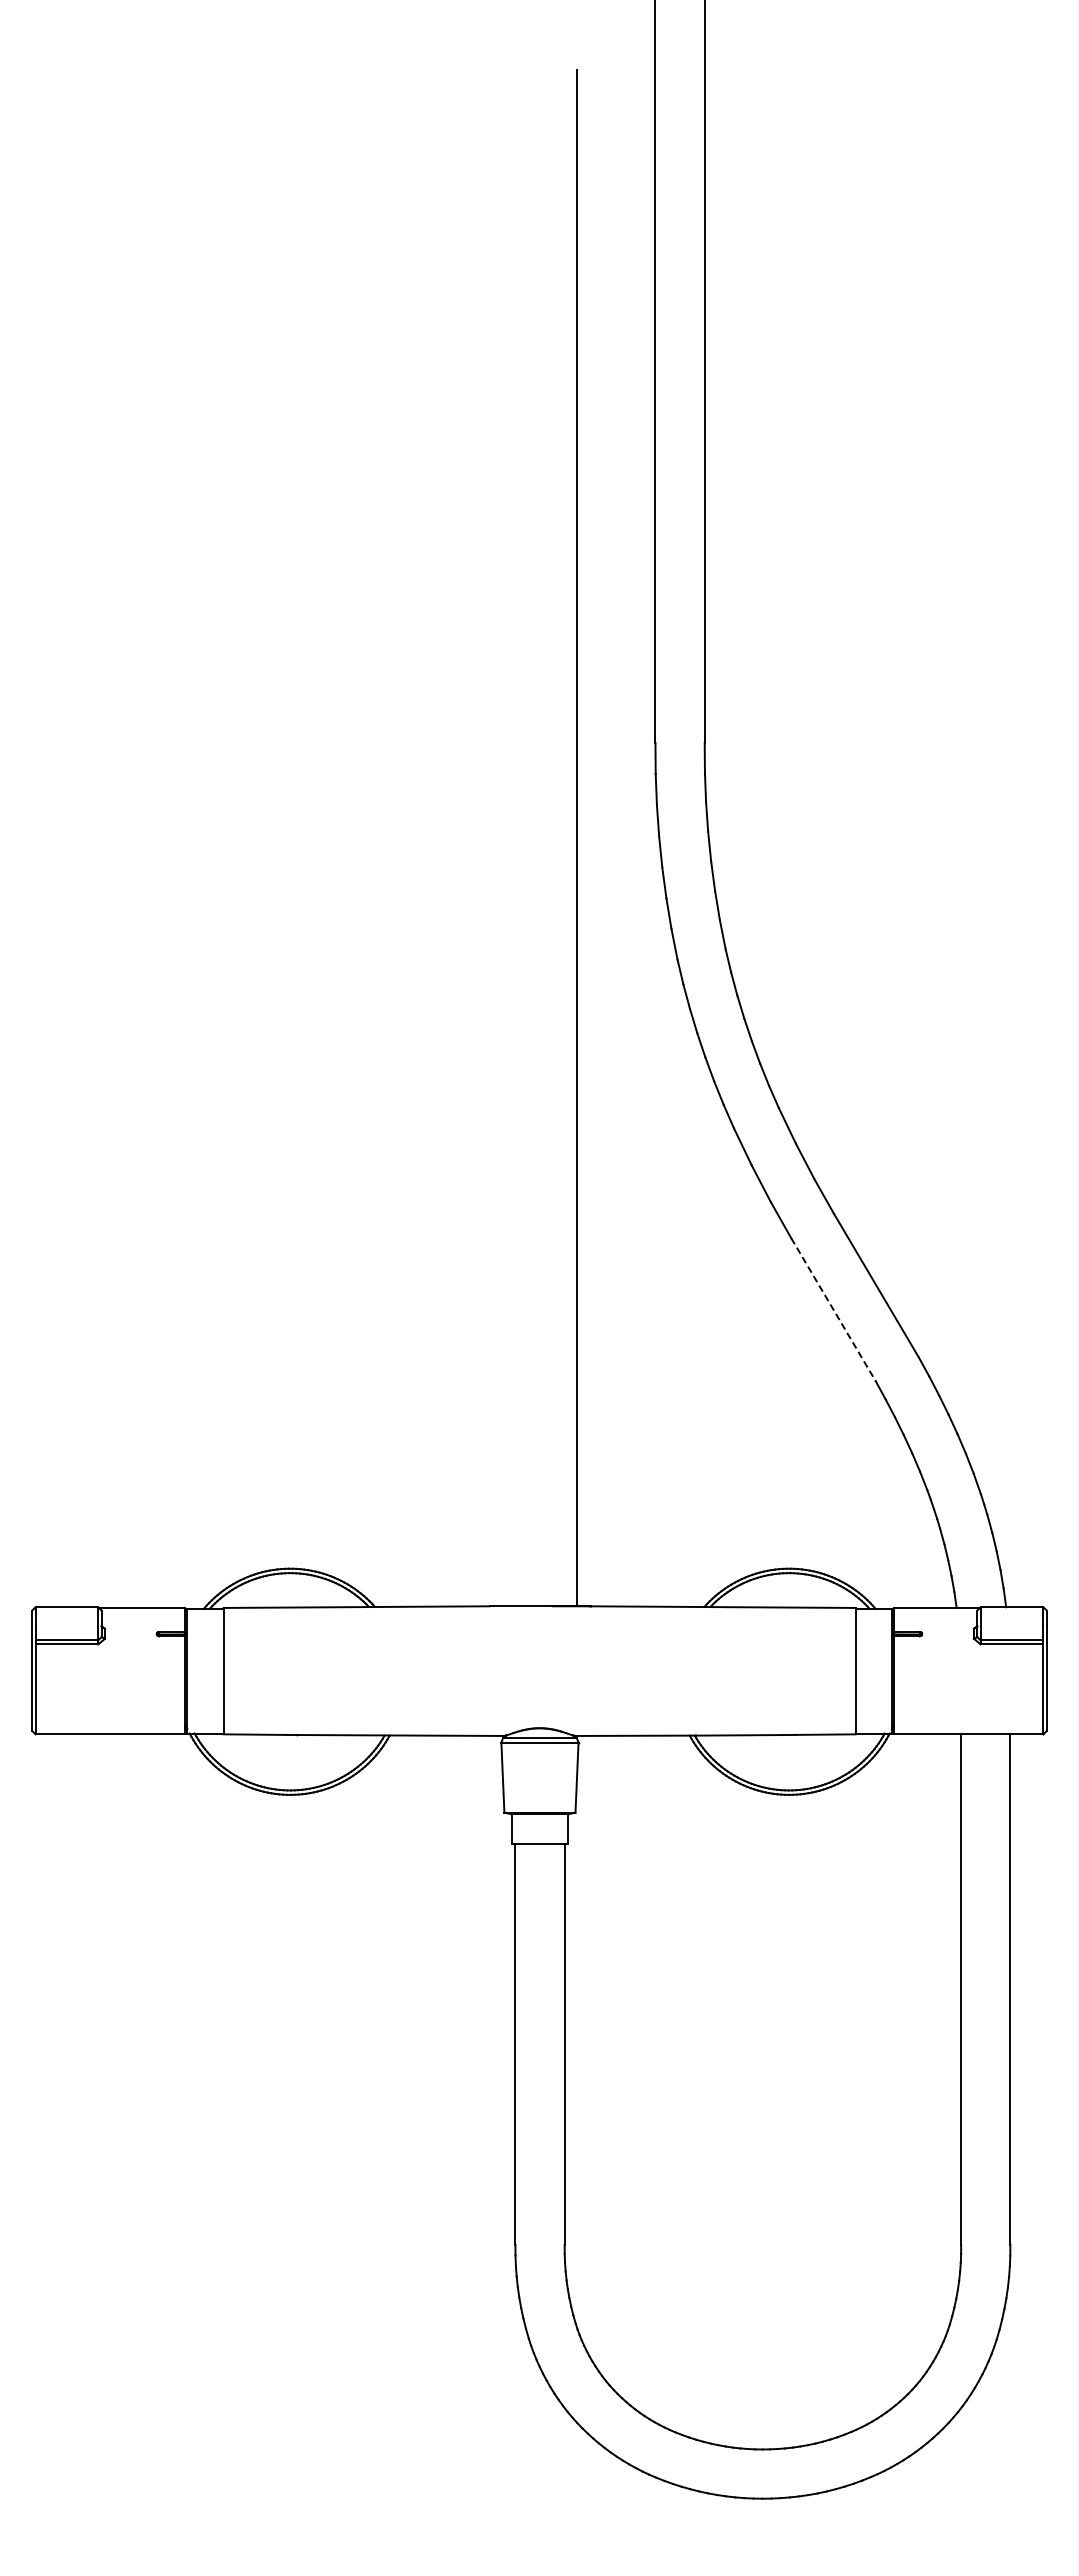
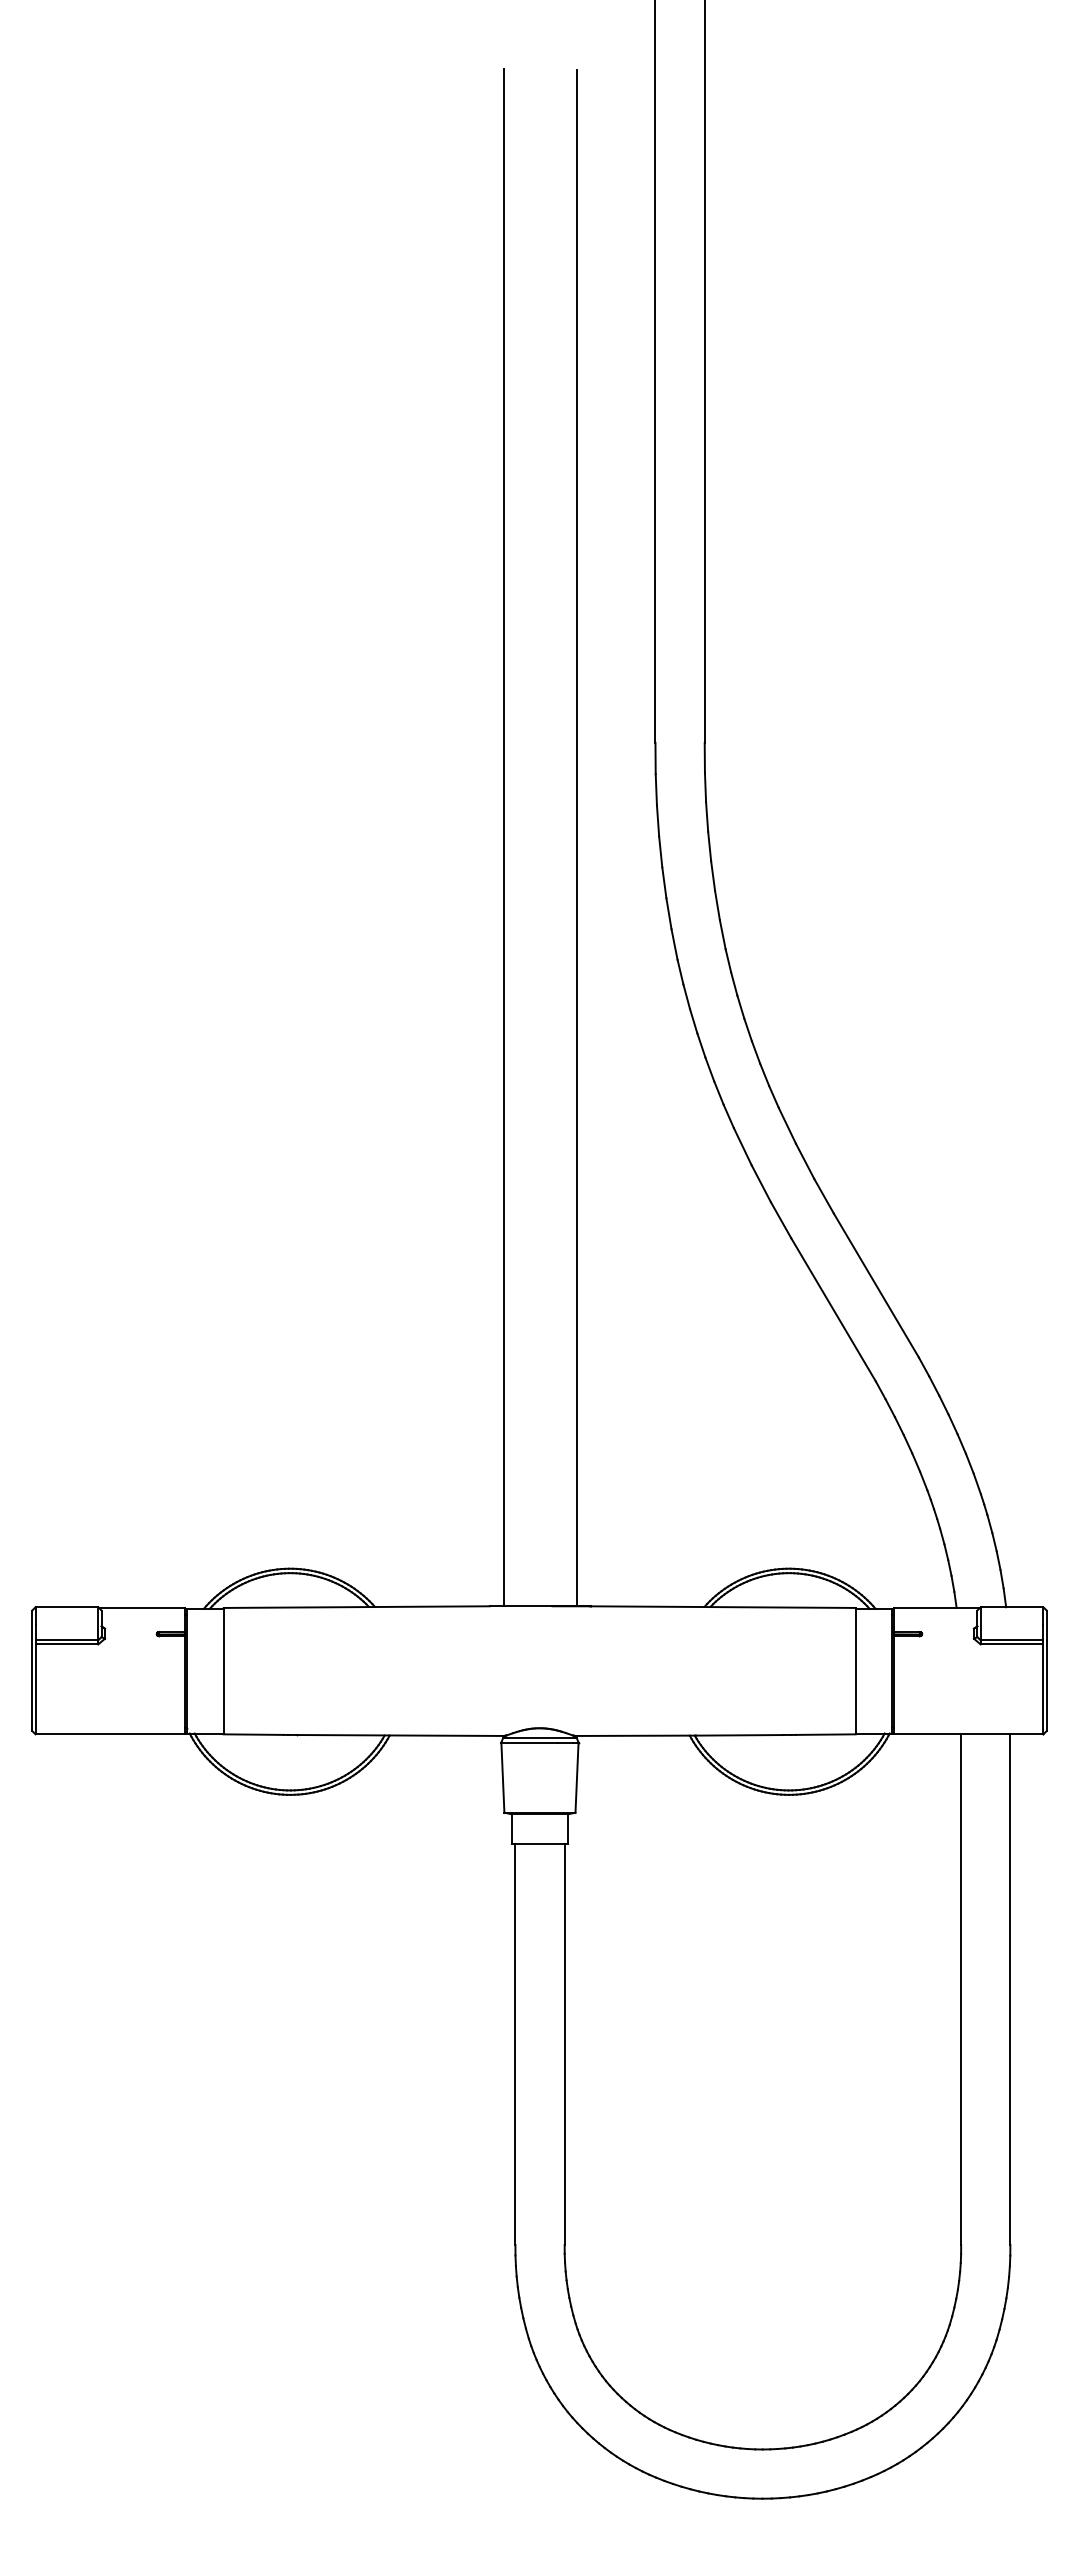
line: none -> present (504, 837)
line: dashed -> solid (833, 1310)
